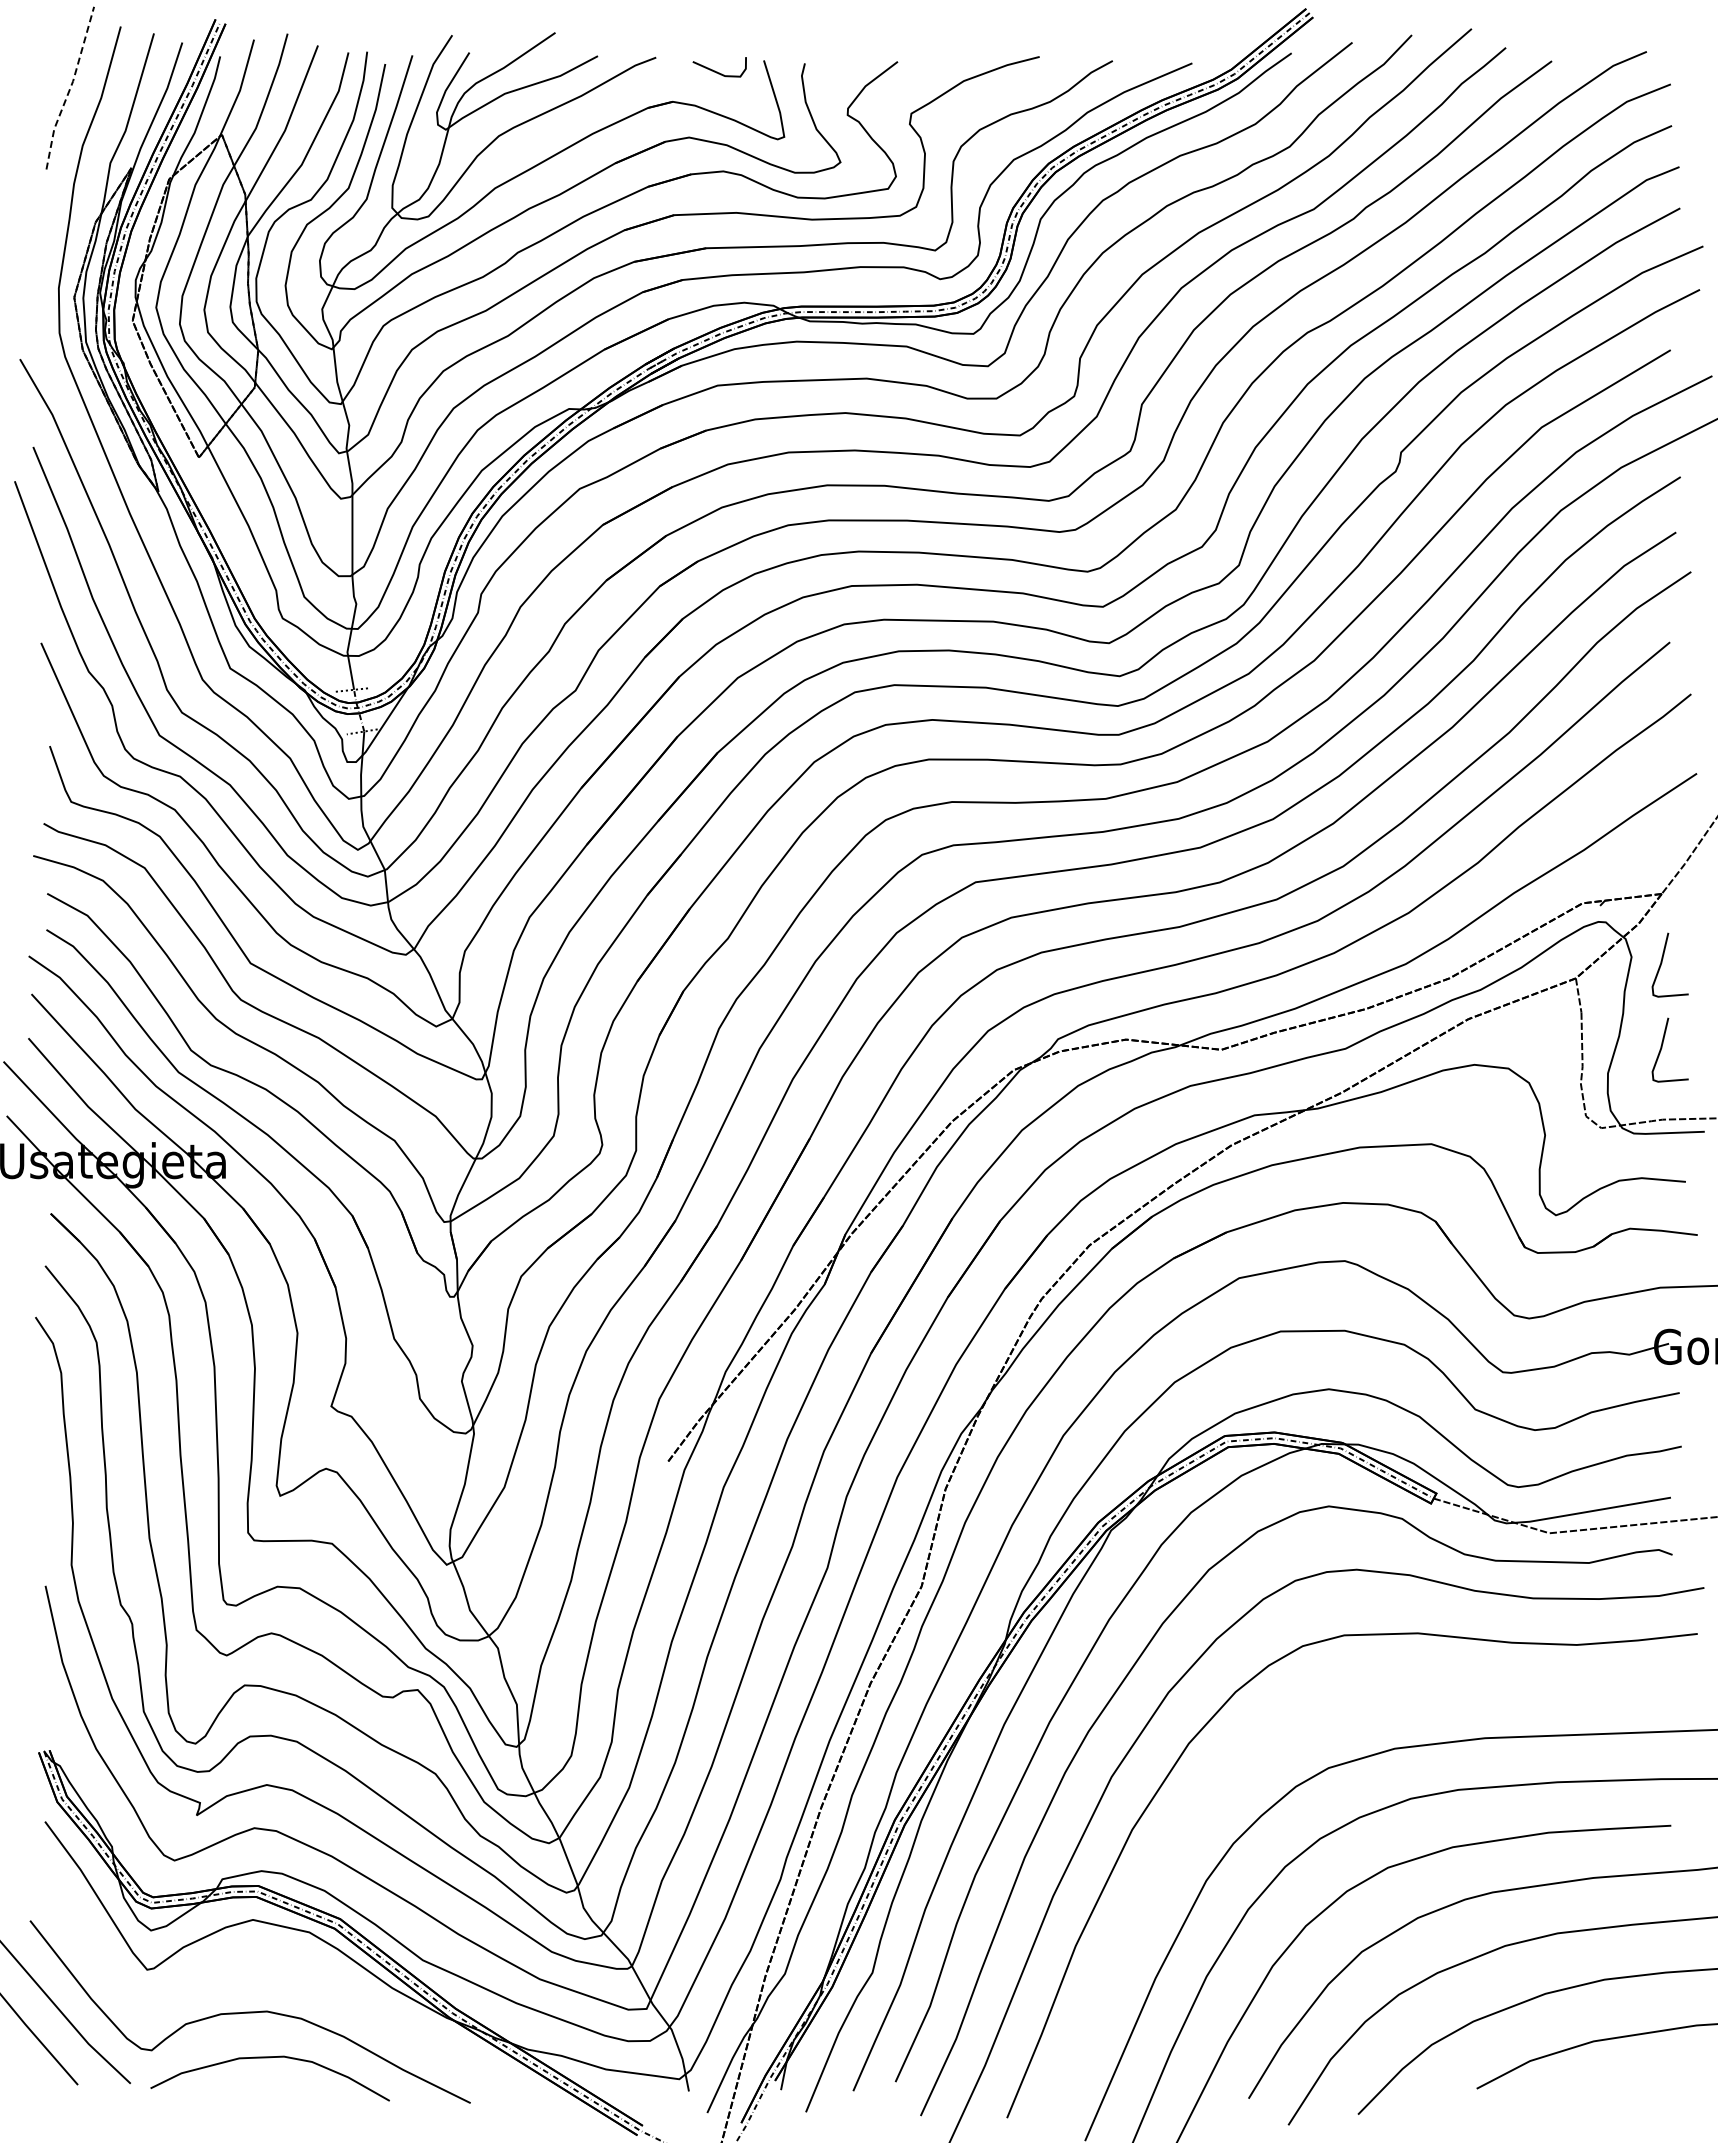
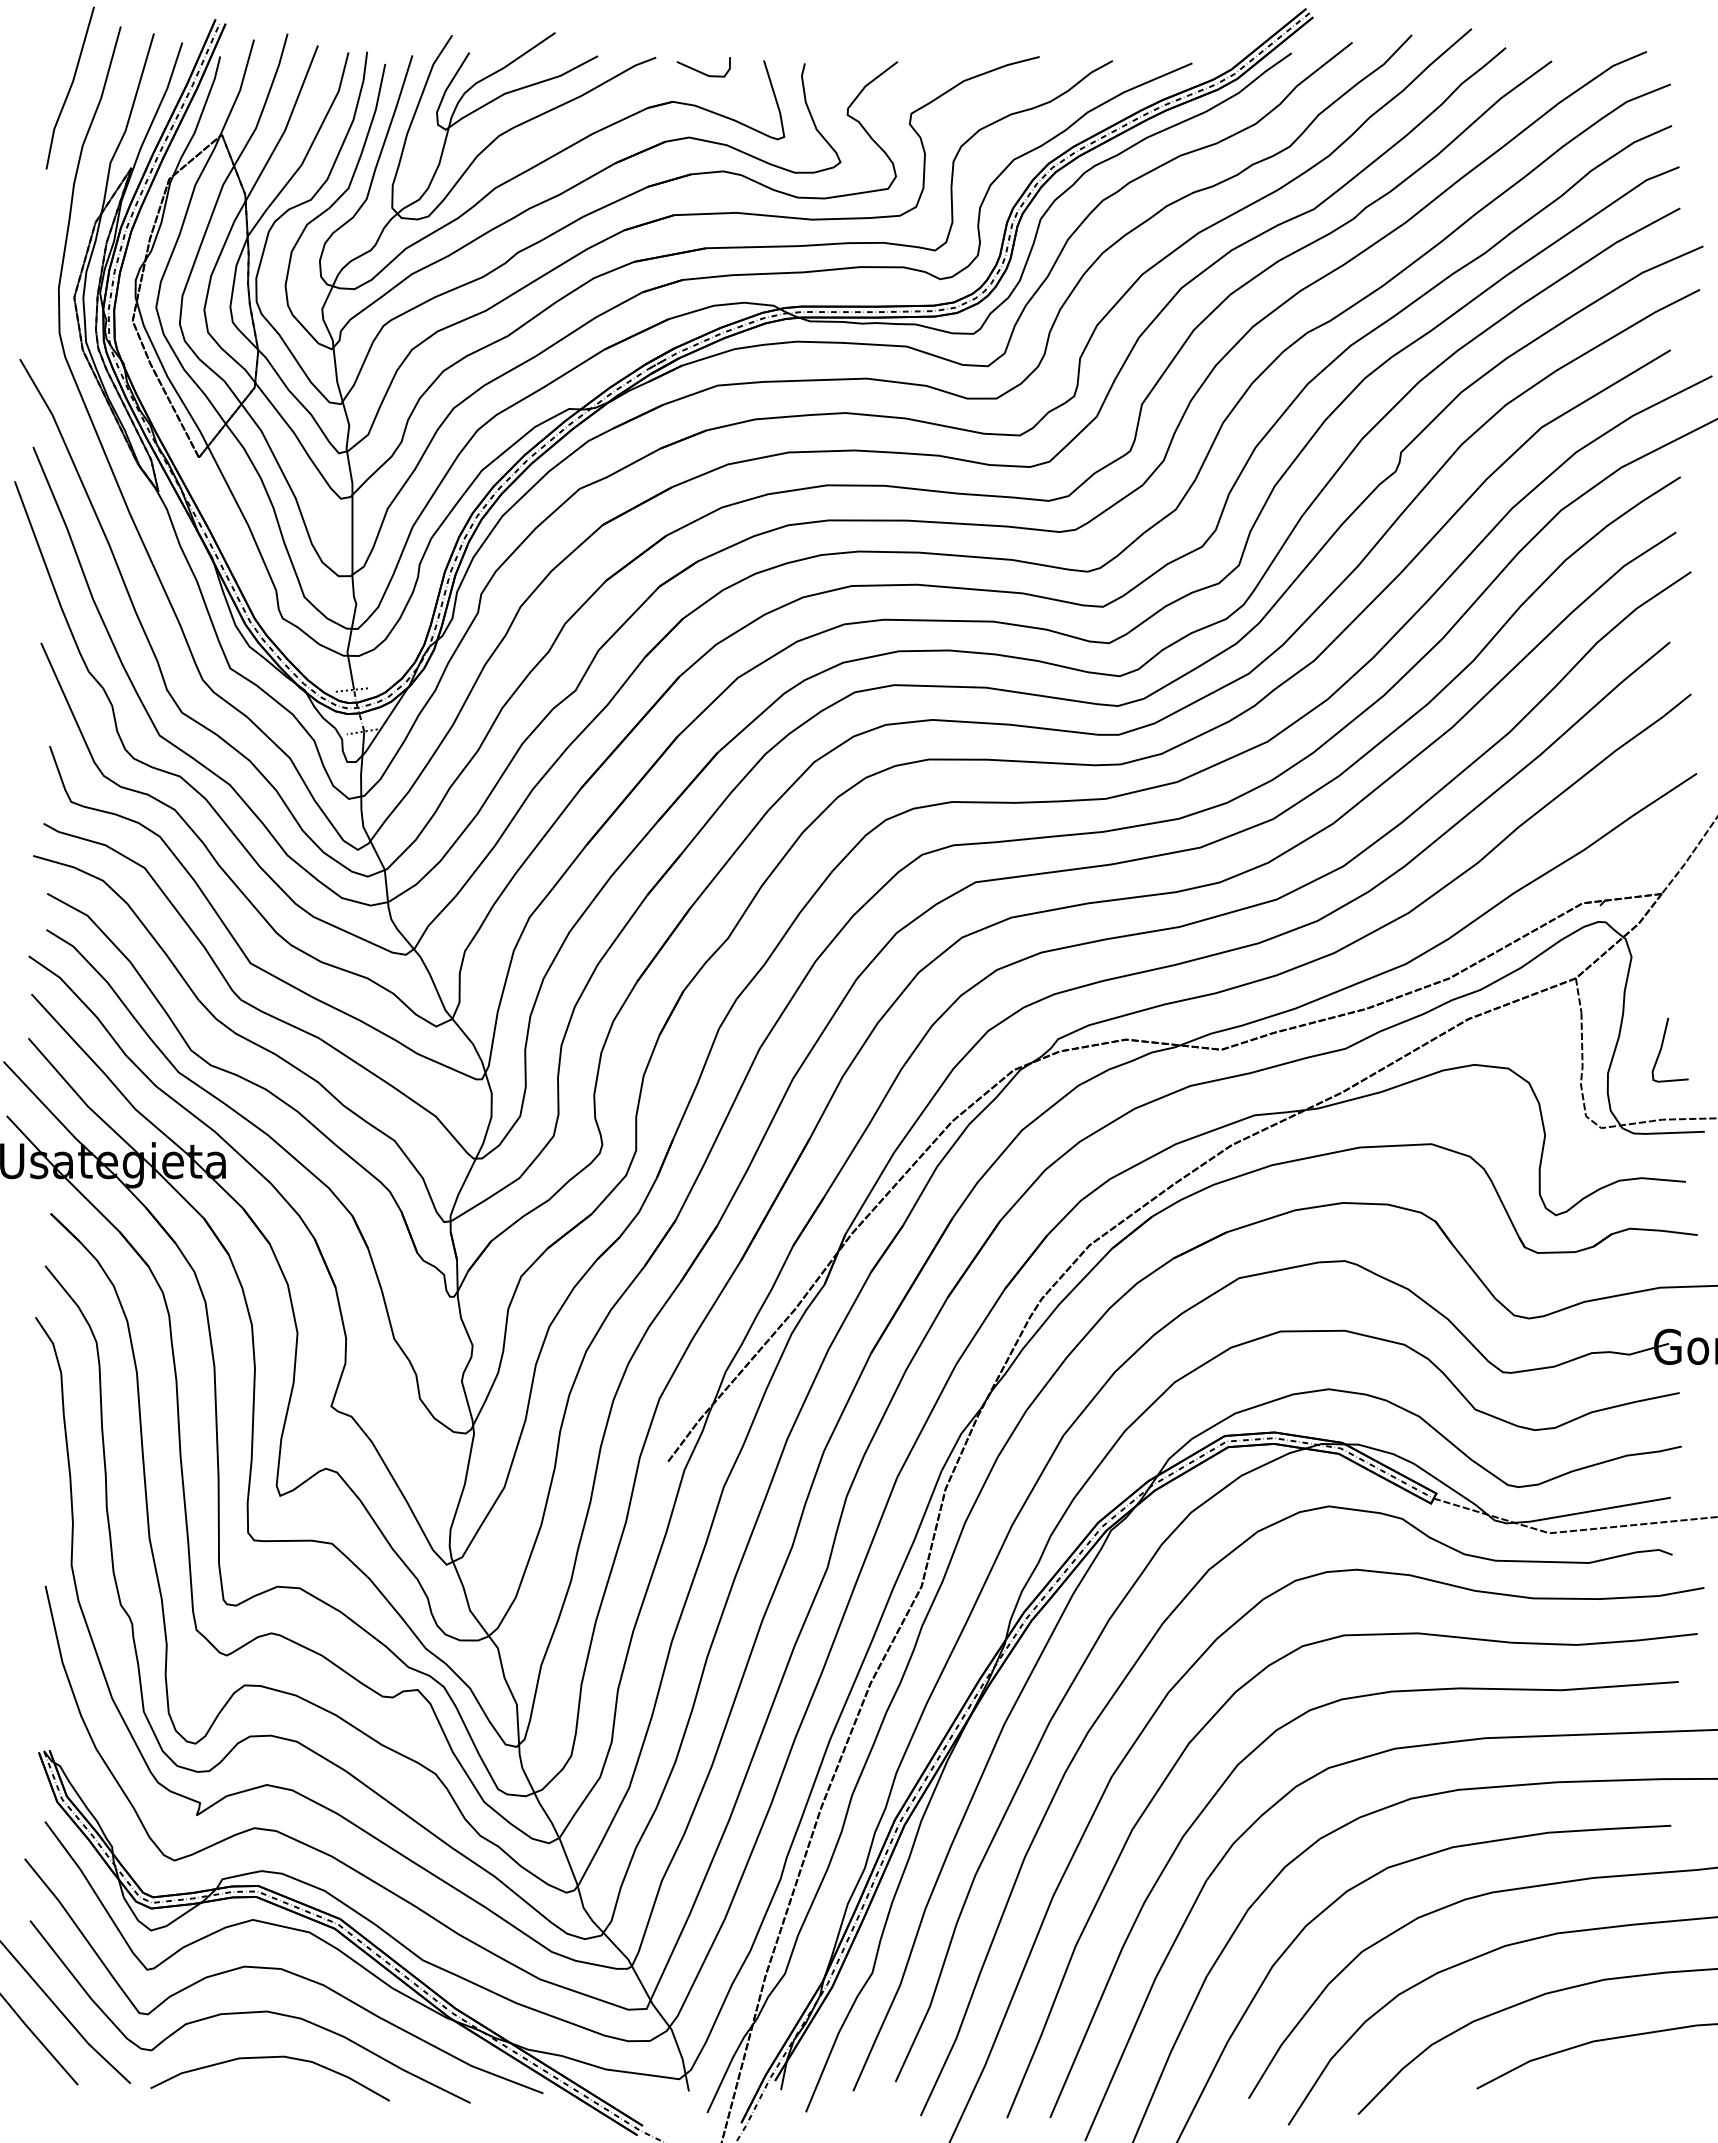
line position: (717, 71) -> (701, 71) (701, 71)
line: dashed -> solid (70, 88)
curve: present -> none (1662, 963)
curve: none -> present (1220, 1789)
curve: none -> present (284, 1971)
